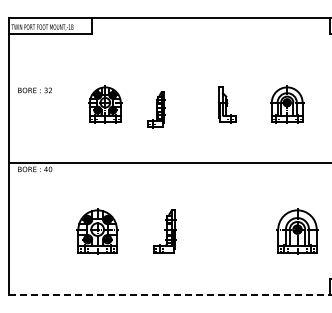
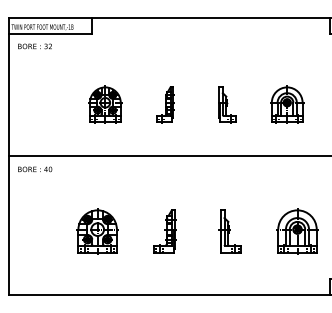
text position: (34, 90) -> (34, 46) (34, 46)
part position: (156, 109) -> (165, 104) (165, 104)
line position: (168, 163) -> (168, 156) (168, 156)
part: none -> present (229, 231)
line: dashed -> solid (171, 295)
